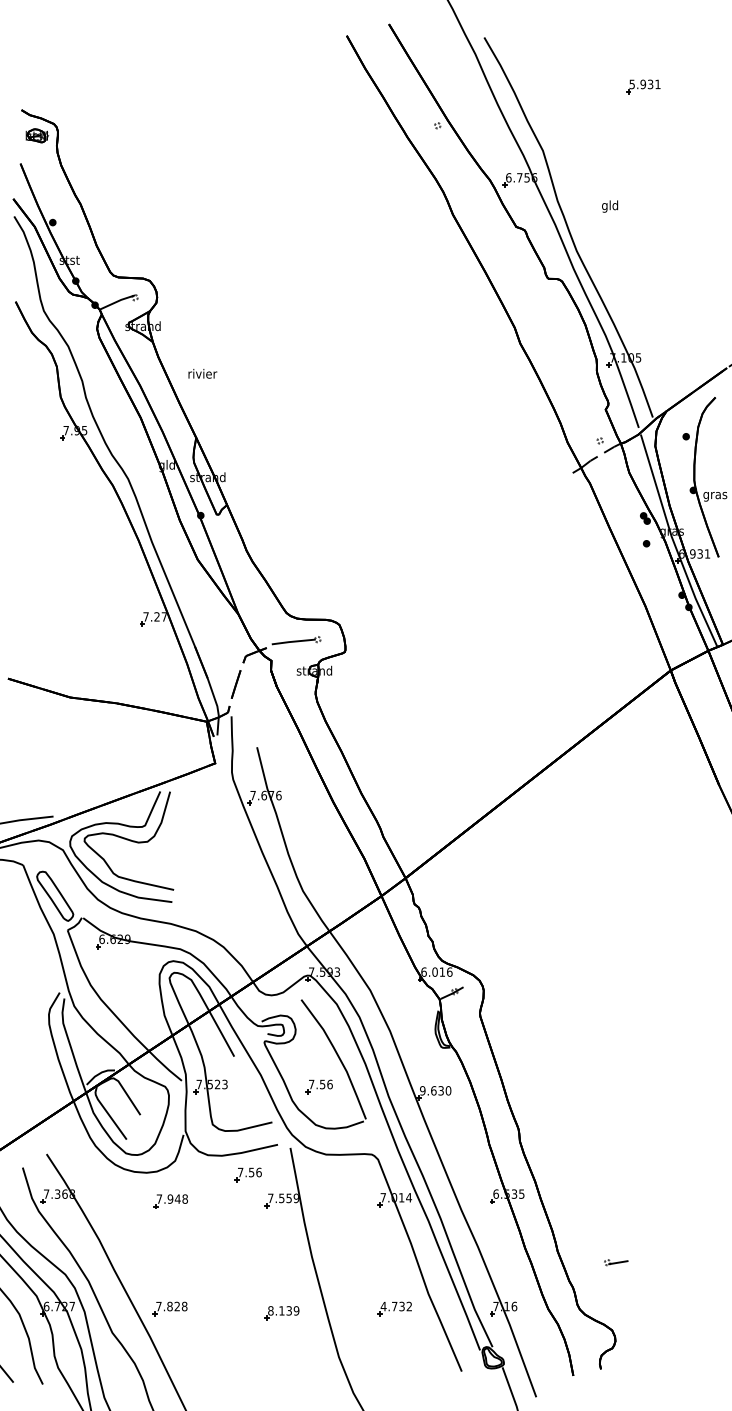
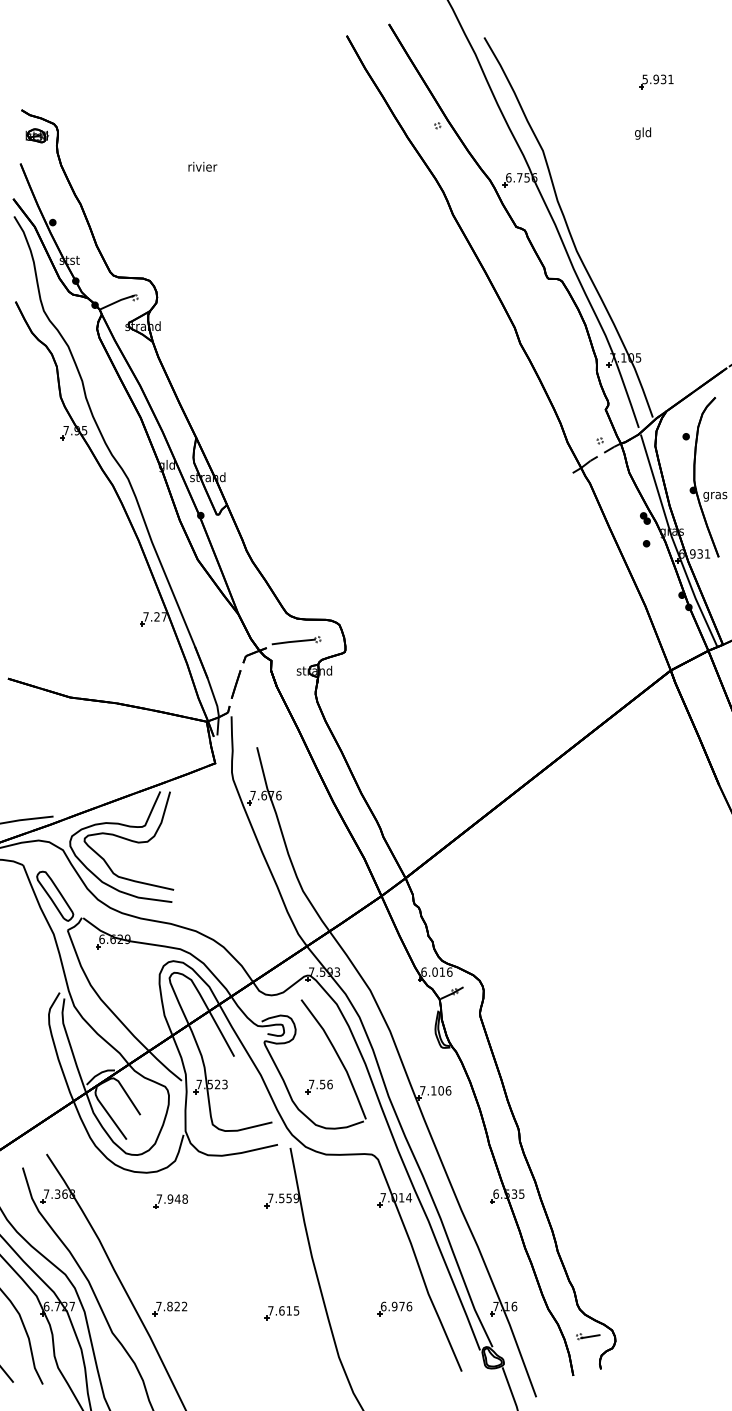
part position: (643, 86) -> (656, 81) (656, 81)
text position: (610, 206) -> (643, 133) (643, 133)
text position: (202, 373) -> (202, 166) (202, 166)
text: 9.630 -> 7.106 (435, 1090)
part: present -> none (247, 1174)
part position: (616, 1262) -> (588, 1336) (588, 1336)
text: 7.828 -> 7.822 (184, 1306)
text: 4.732 -> 6.976 (396, 1306)
text: 8.139 -> 7.615 (283, 1310)
